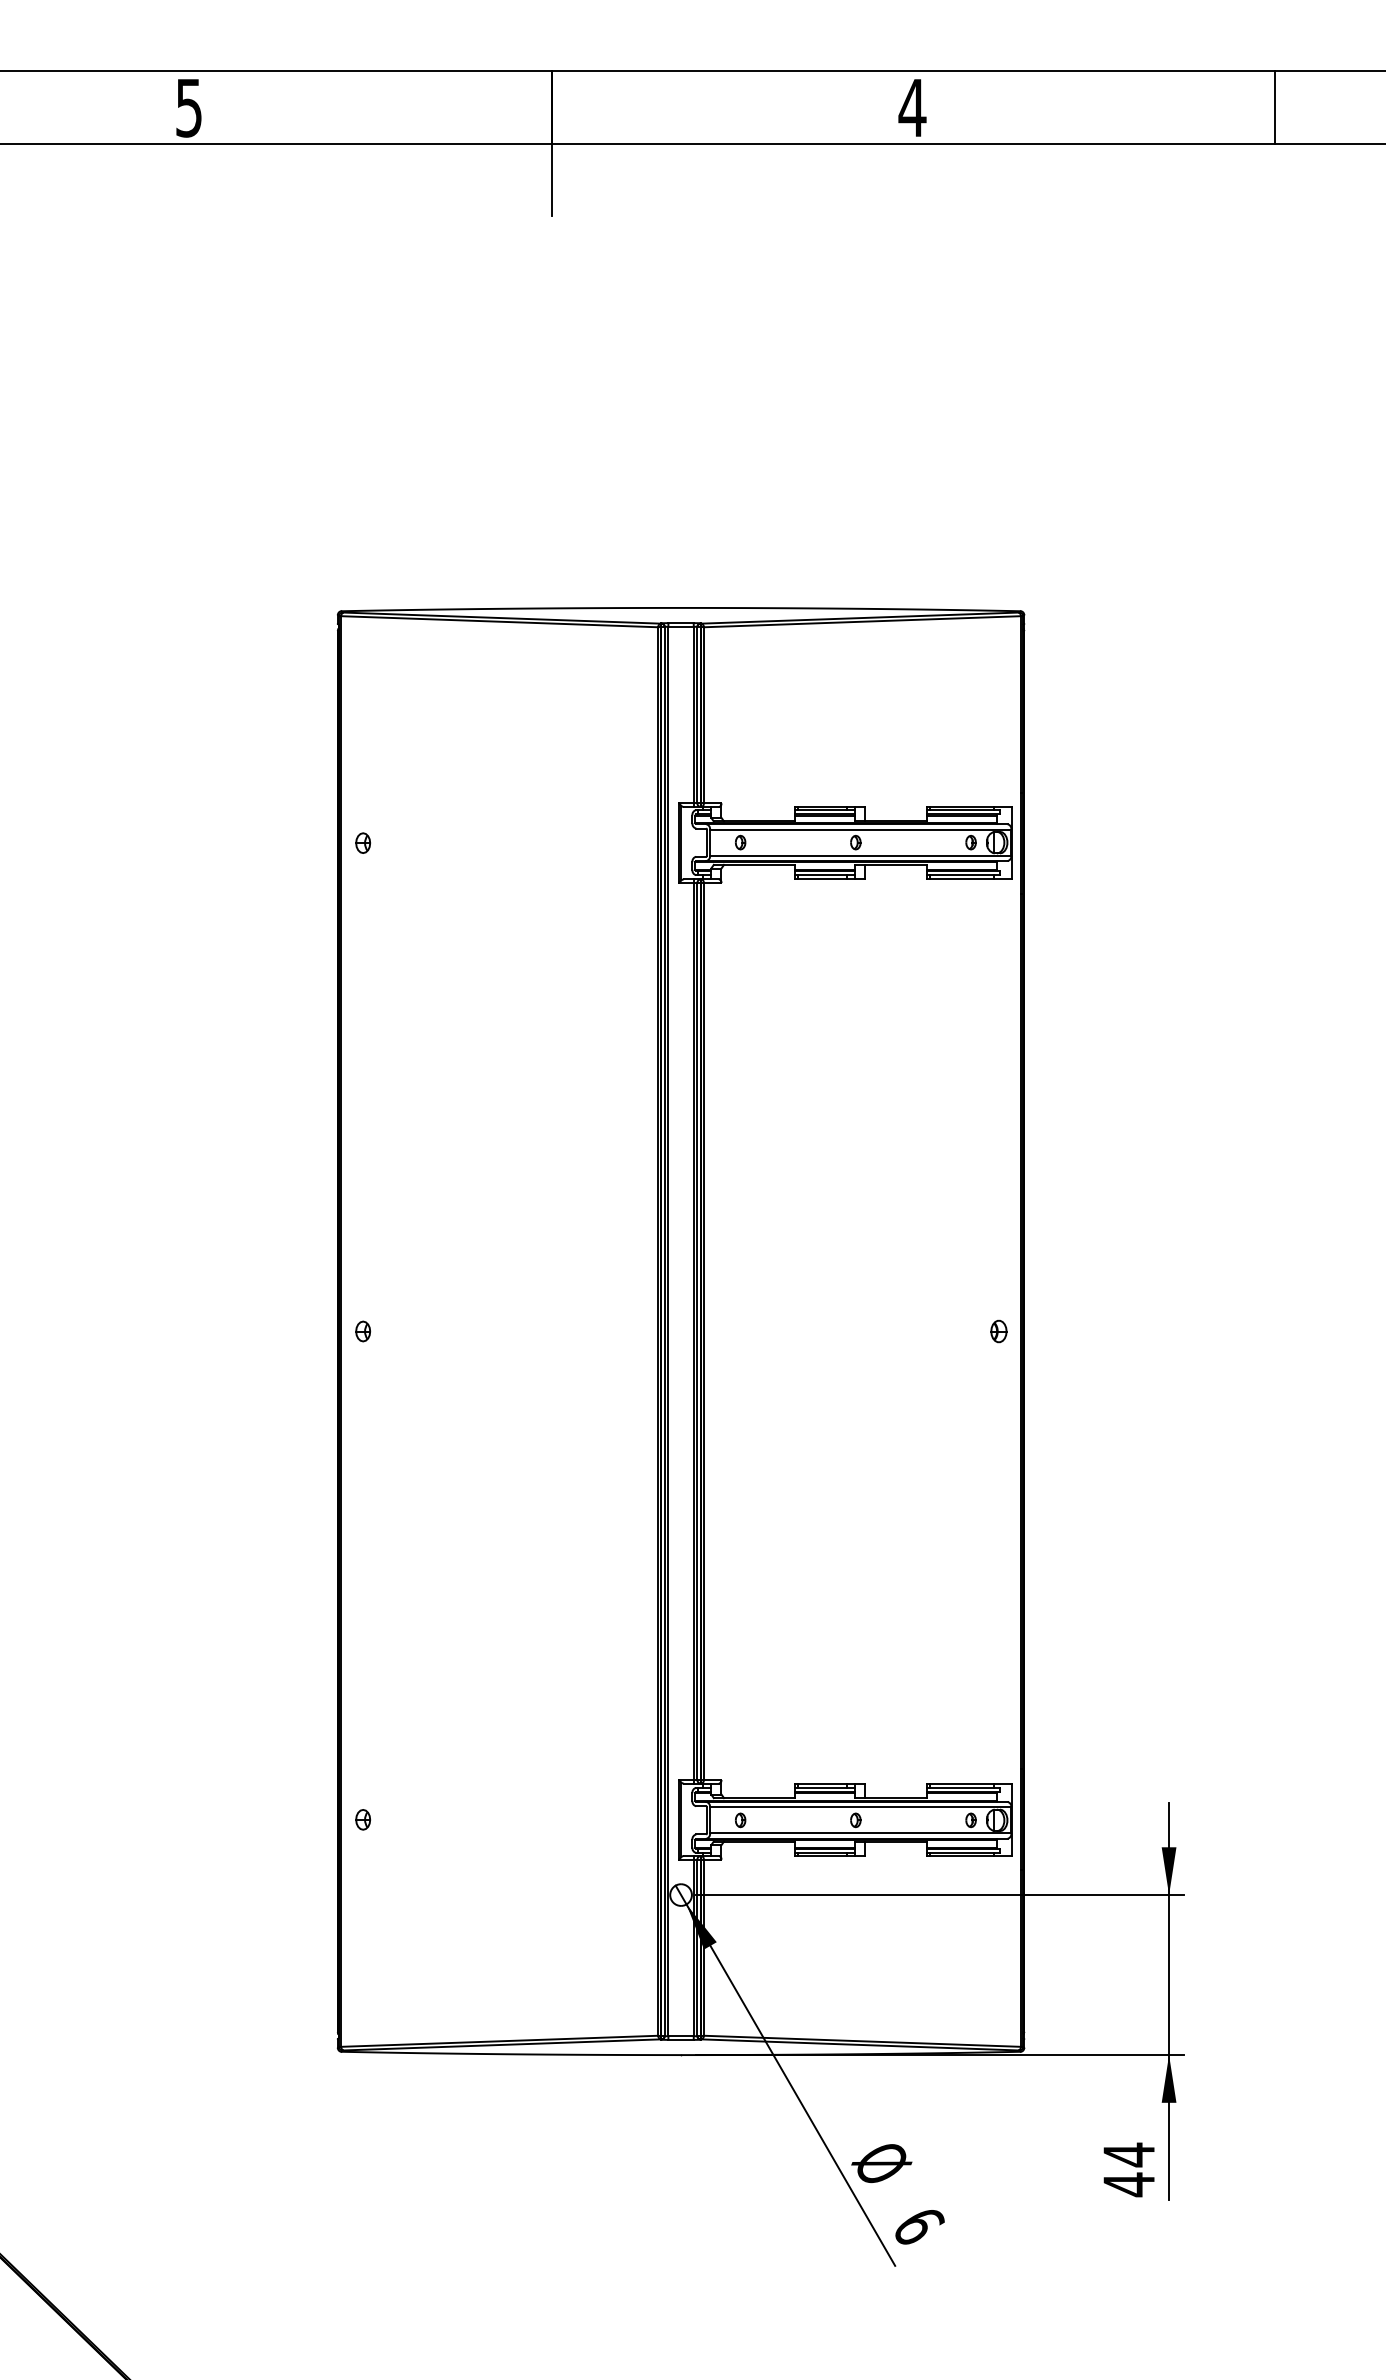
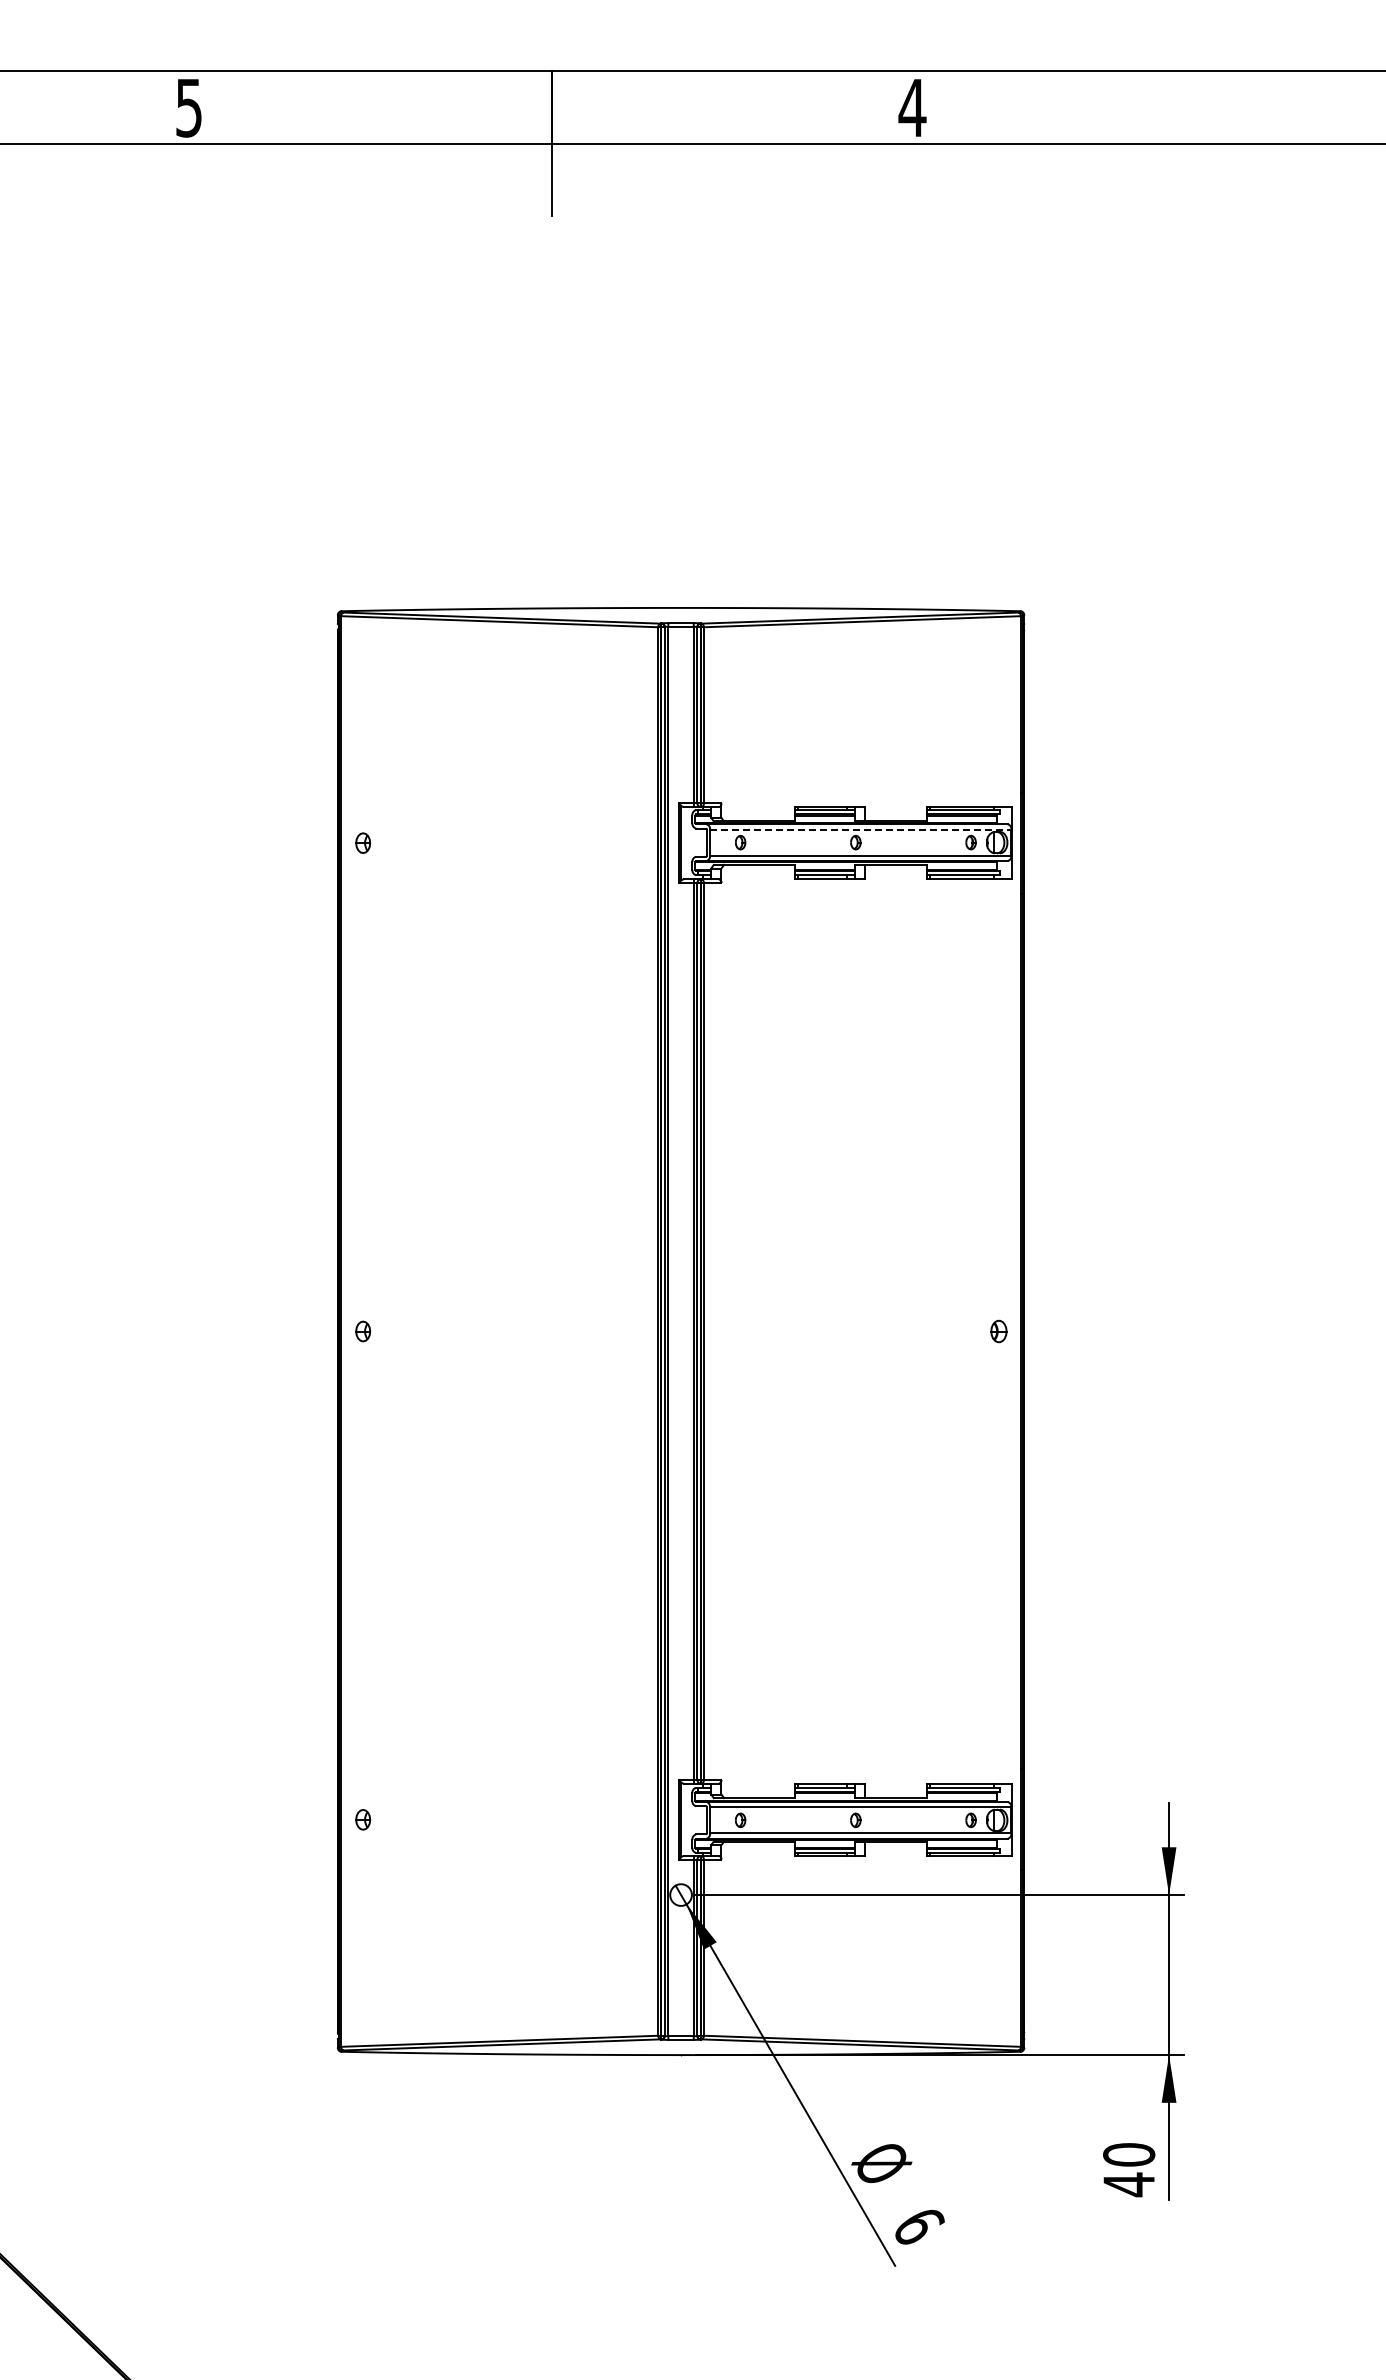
line: present -> none (1274, 107)
line: solid -> dashed (860, 829)
text: 44 -> 40 (1129, 2154)
